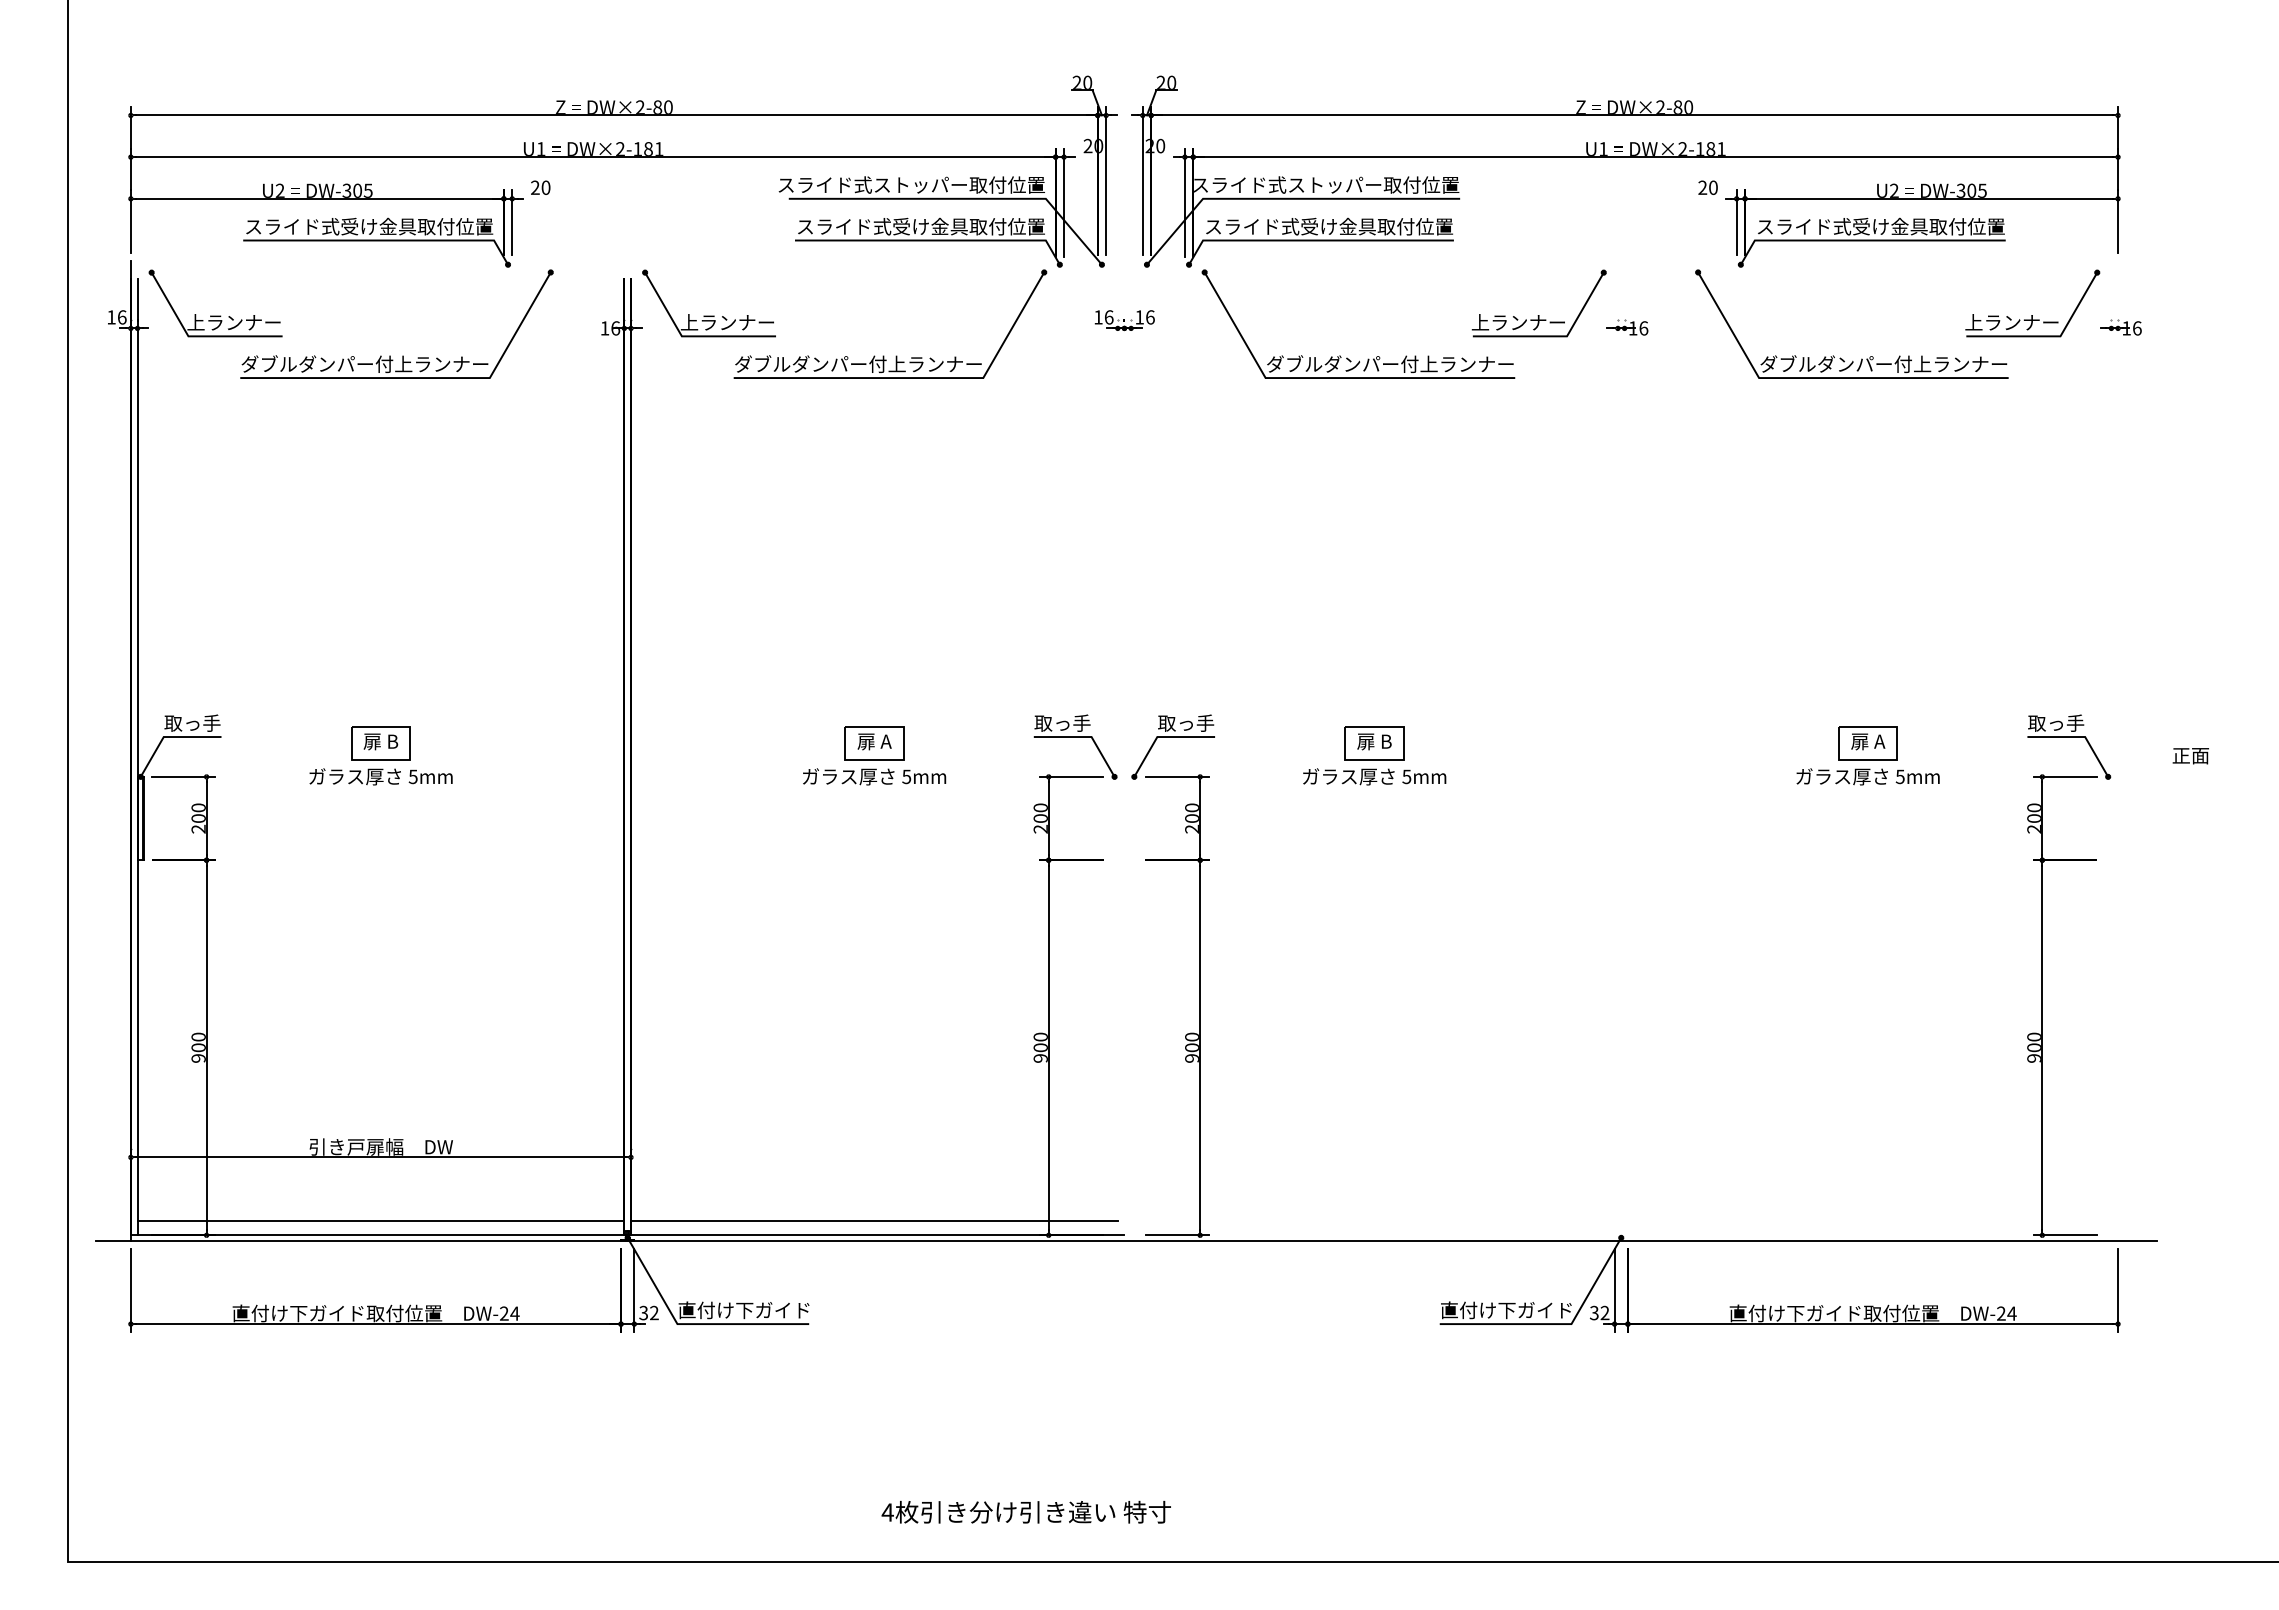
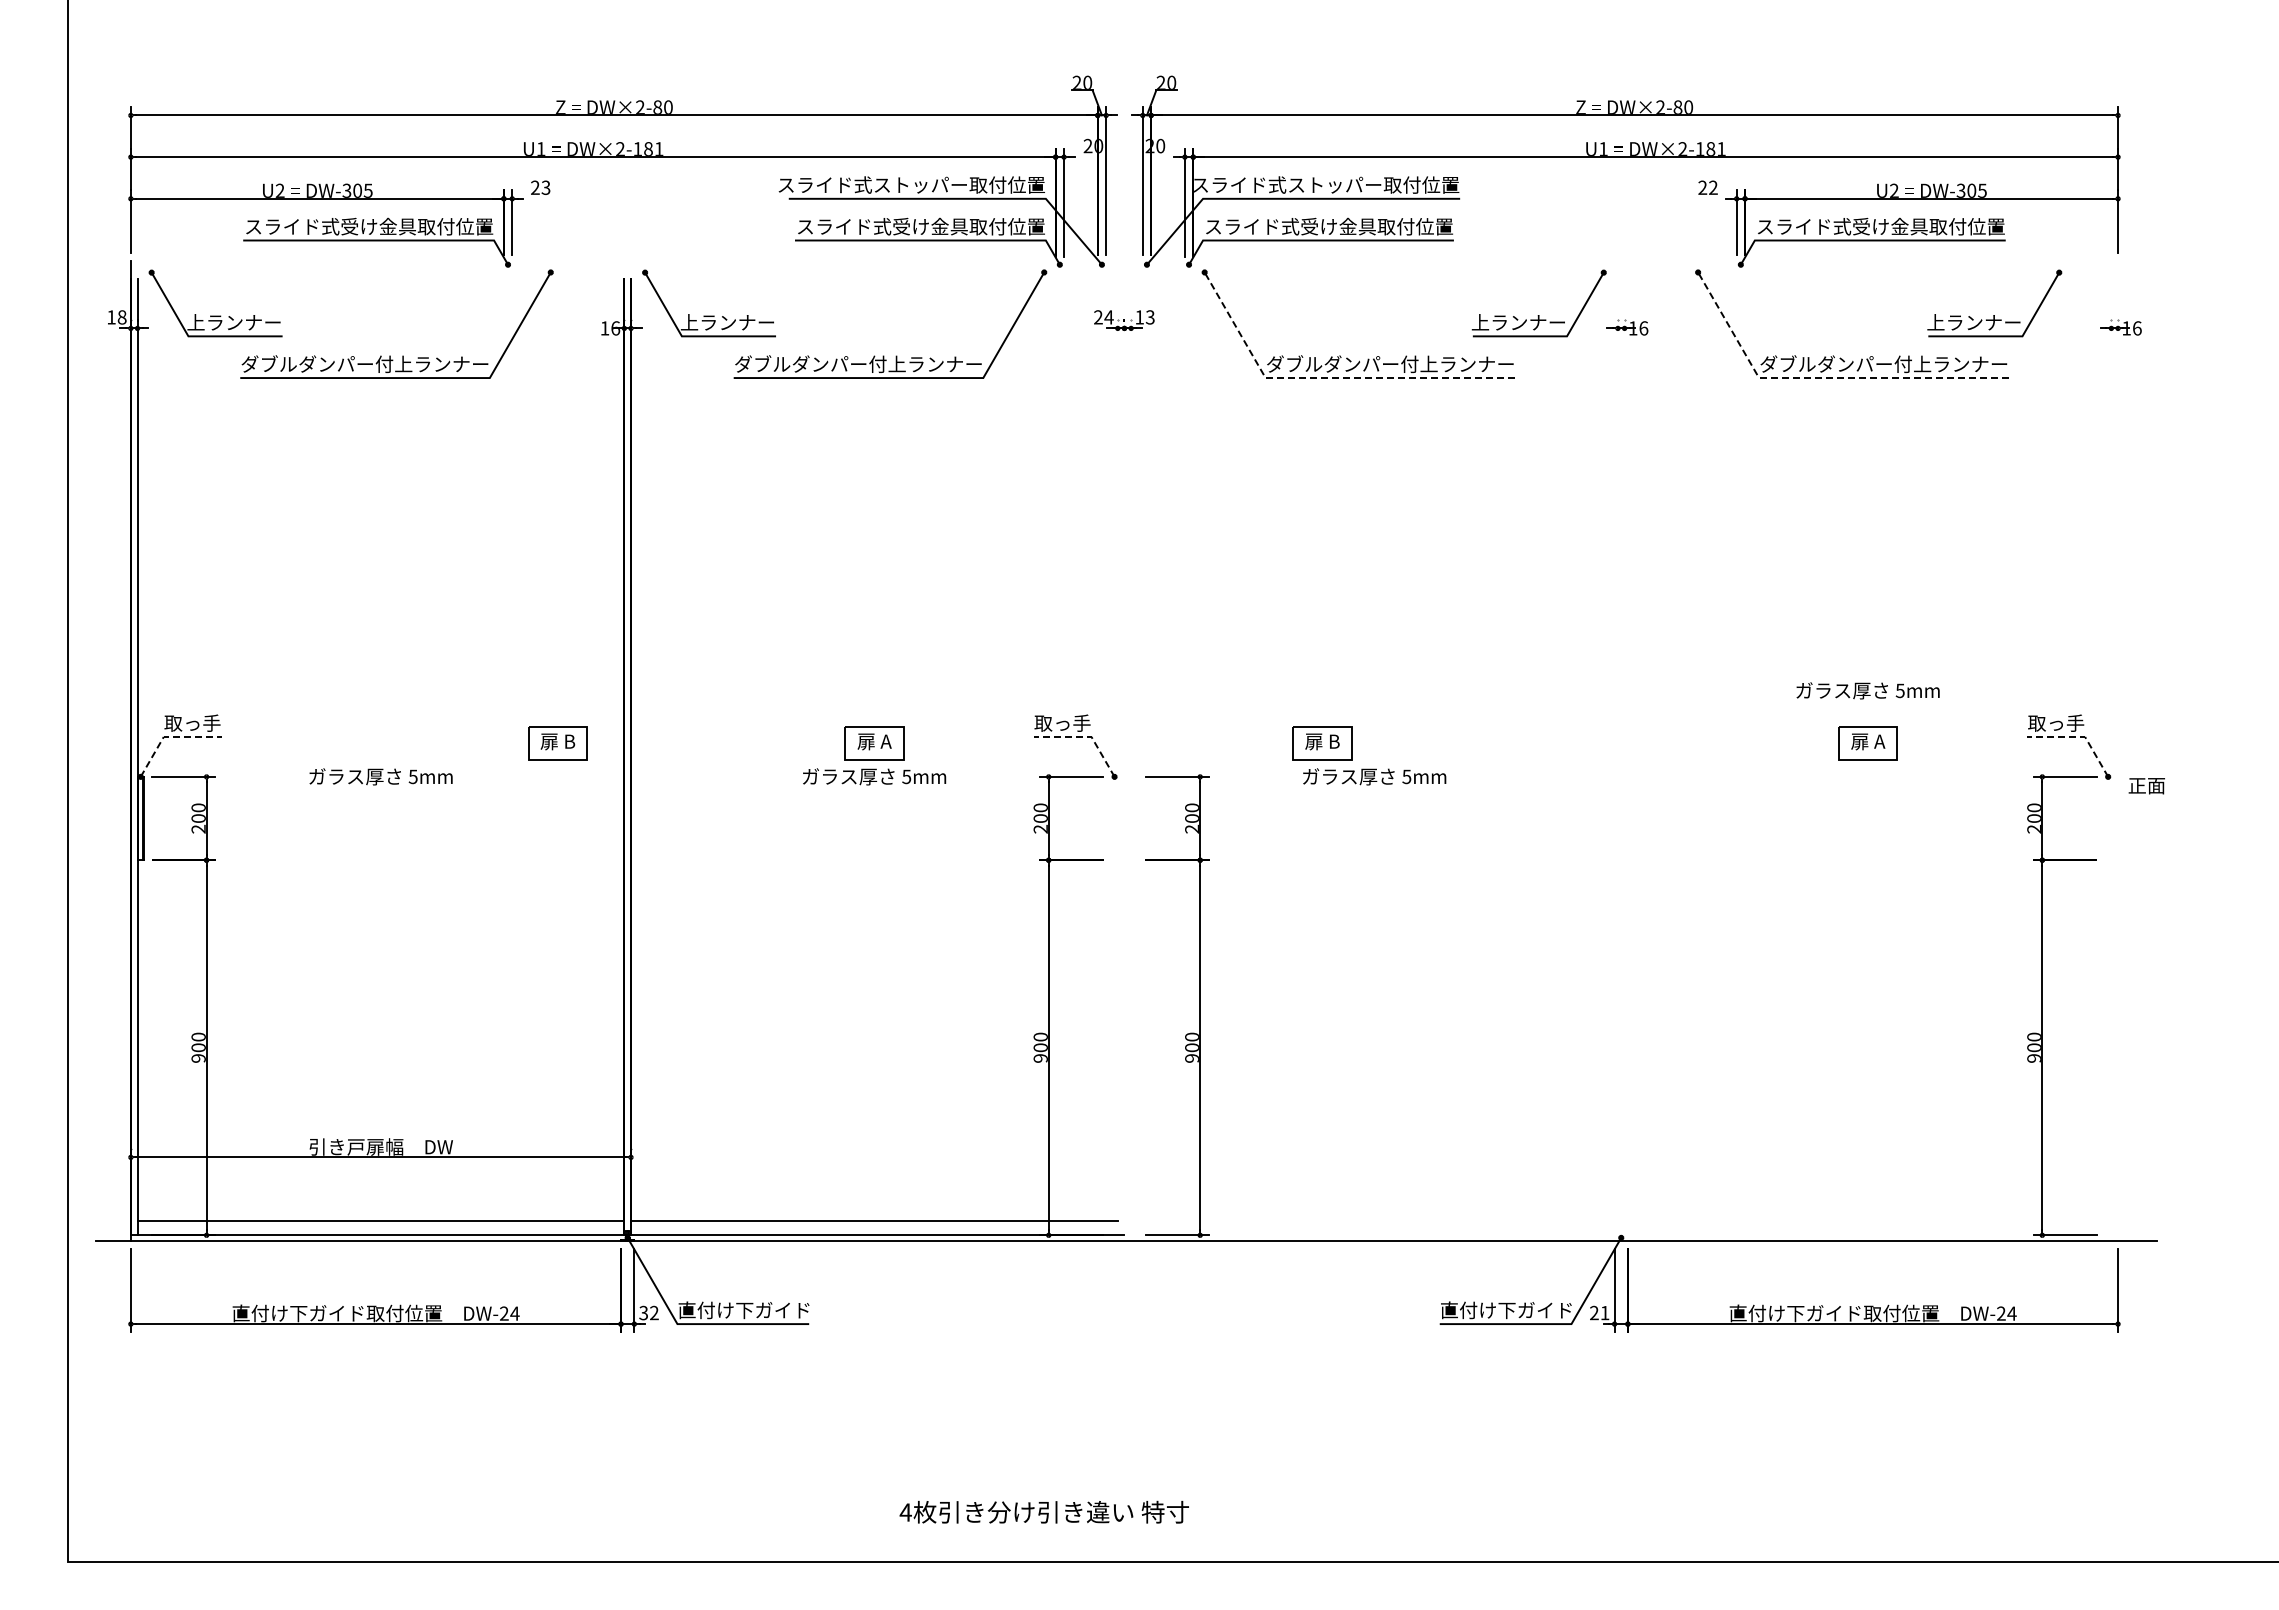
text: 20 -> 23 (545, 187)
text: 20 -> 22 (1713, 187)
part position: (2032, 315) -> (1994, 315) (1994, 315)
text: 16 -> 18 (121, 317)
text: 16 -> 24 (1103, 317)
text: 16 -> 13 (1149, 317)
line: solid -> dashed (1328, 378)
line: solid -> dashed (1821, 378)
line: solid -> dashed (168, 737)
line: solid -> dashed (1086, 737)
part: present -> none (1172, 737)
line: solid -> dashed (2080, 737)
part position: (380, 743) -> (557, 743) (557, 743)
part position: (1374, 743) -> (1322, 743) (1322, 743)
text position: (2190, 756) -> (2146, 786) (2146, 786)
text position: (1867, 776) -> (1867, 690) (1867, 690)
text: 32 -> 21 (1599, 1312)
text position: (1025, 1511) -> (1043, 1511) (1043, 1511)
